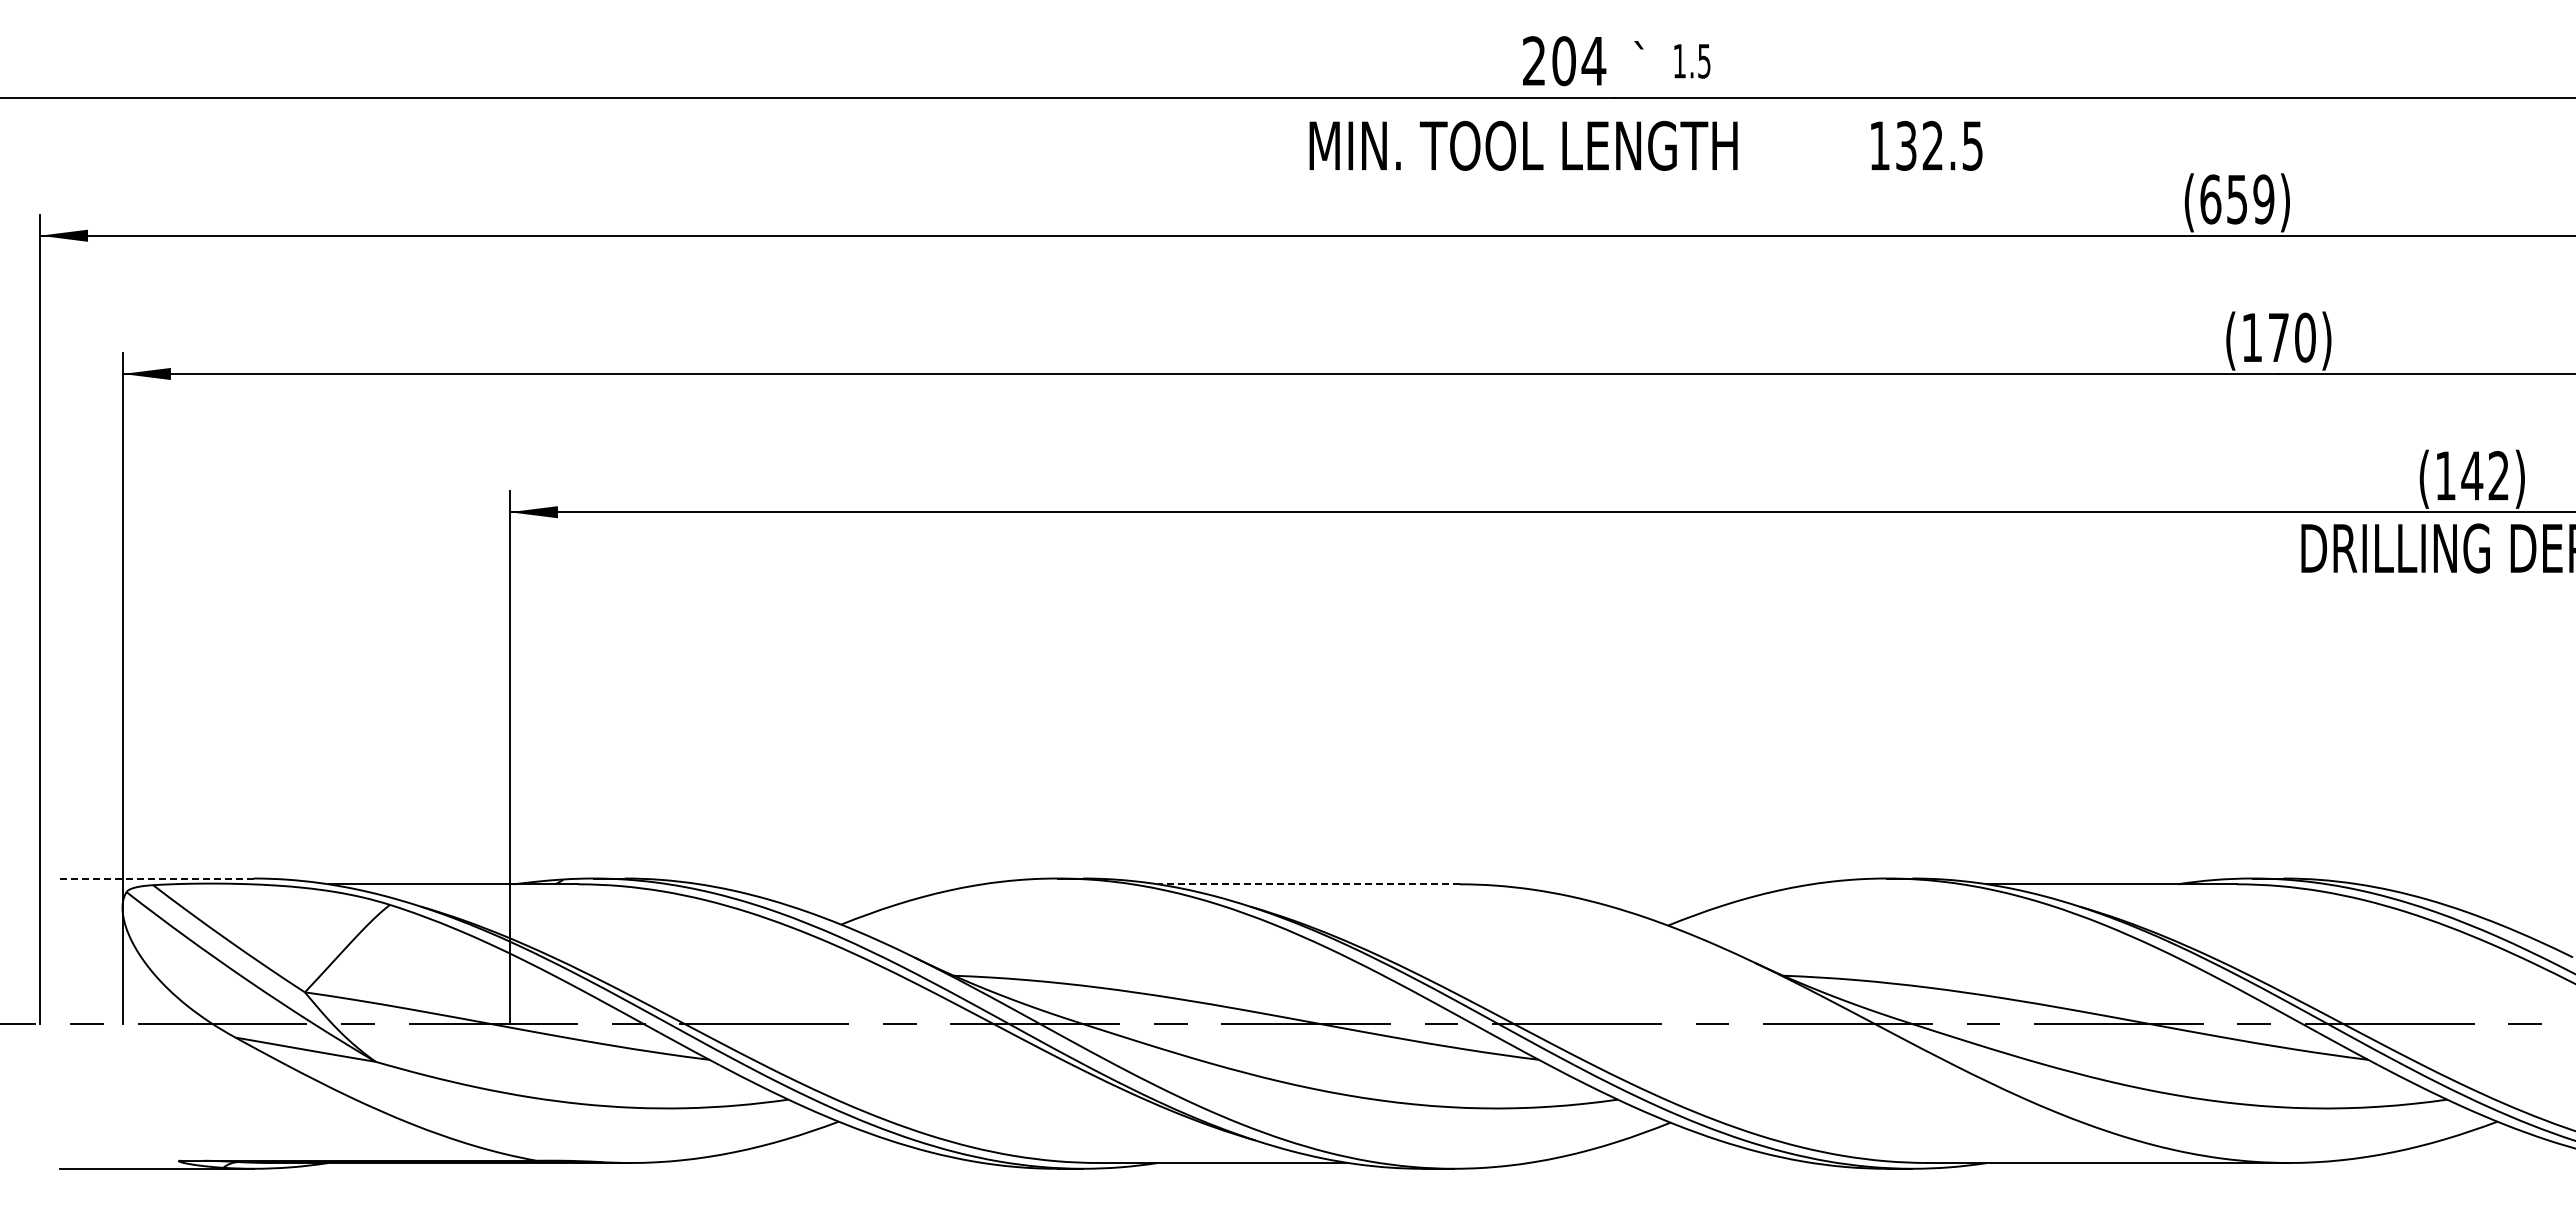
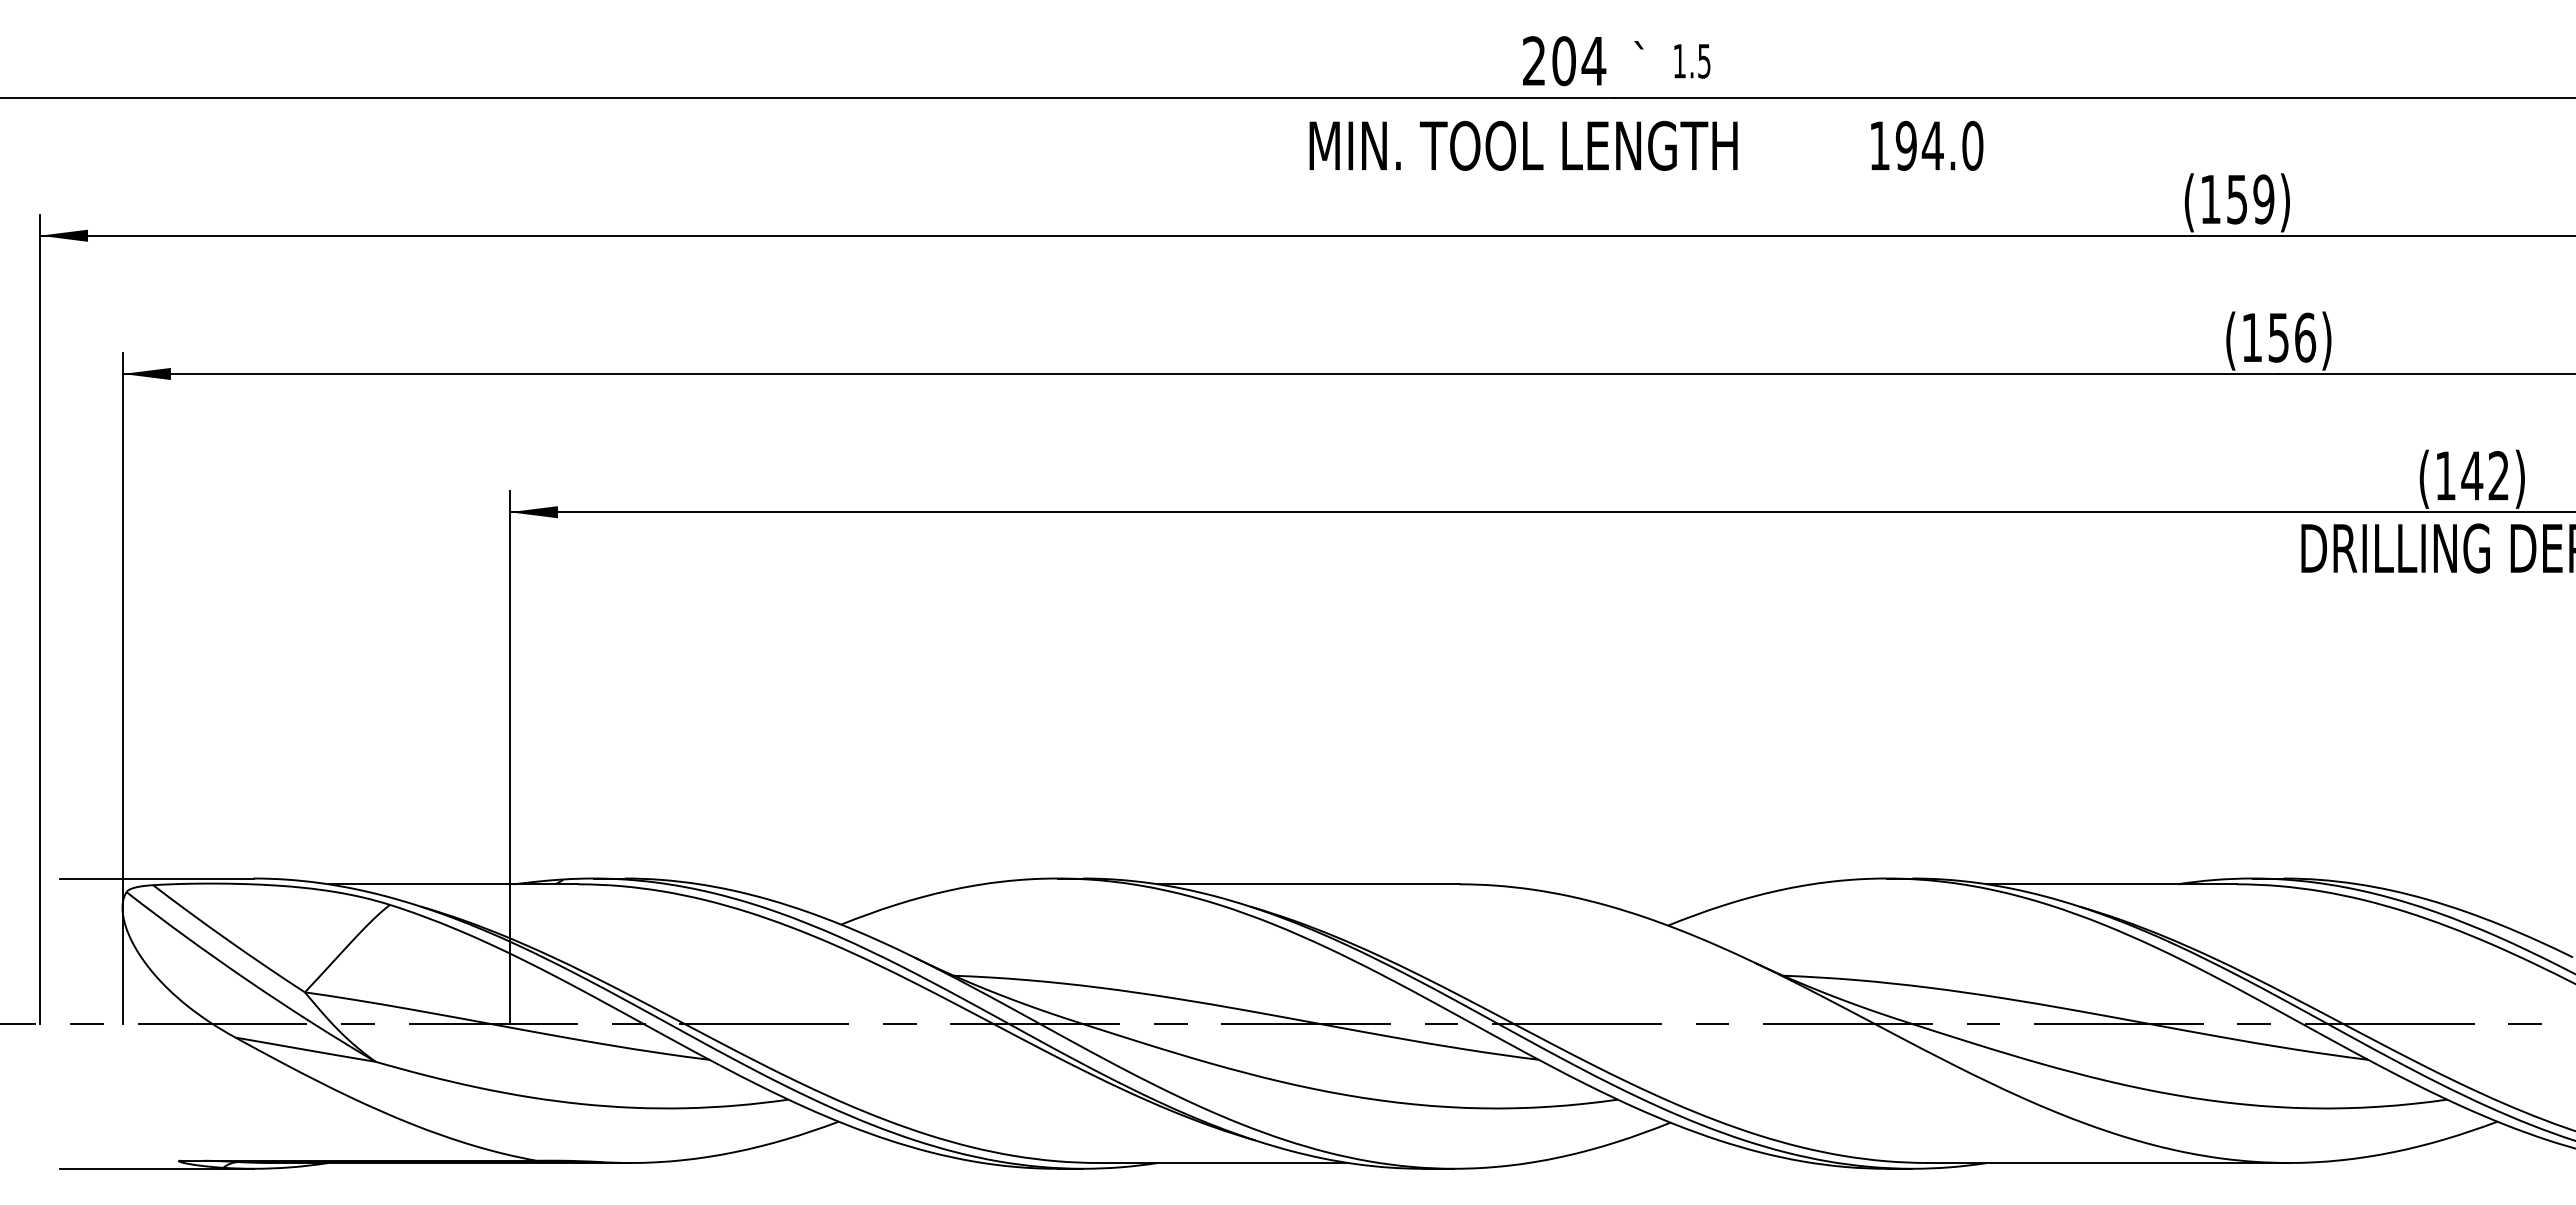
text: 132.5 -> 194.0 (1939, 145)
text: (659) -> (159) (2210, 199)
text: (170) -> (156) (2292, 337)
line: dashed -> solid (157, 878)
line: dashed -> solid (1308, 884)
